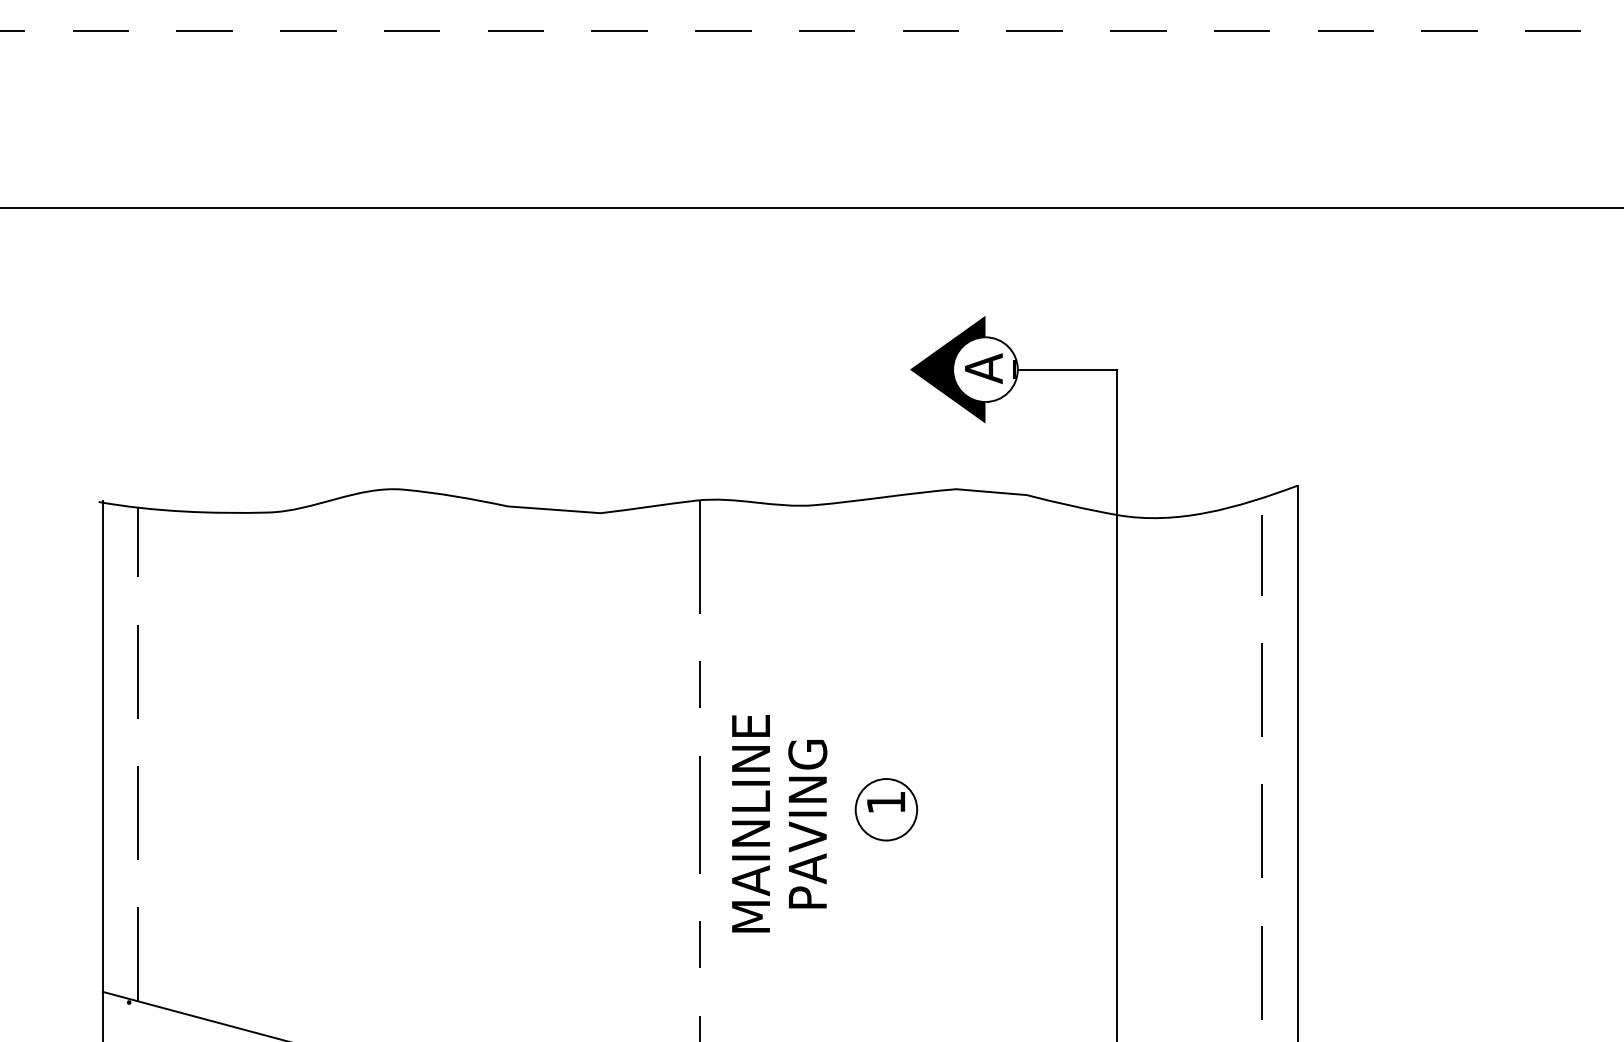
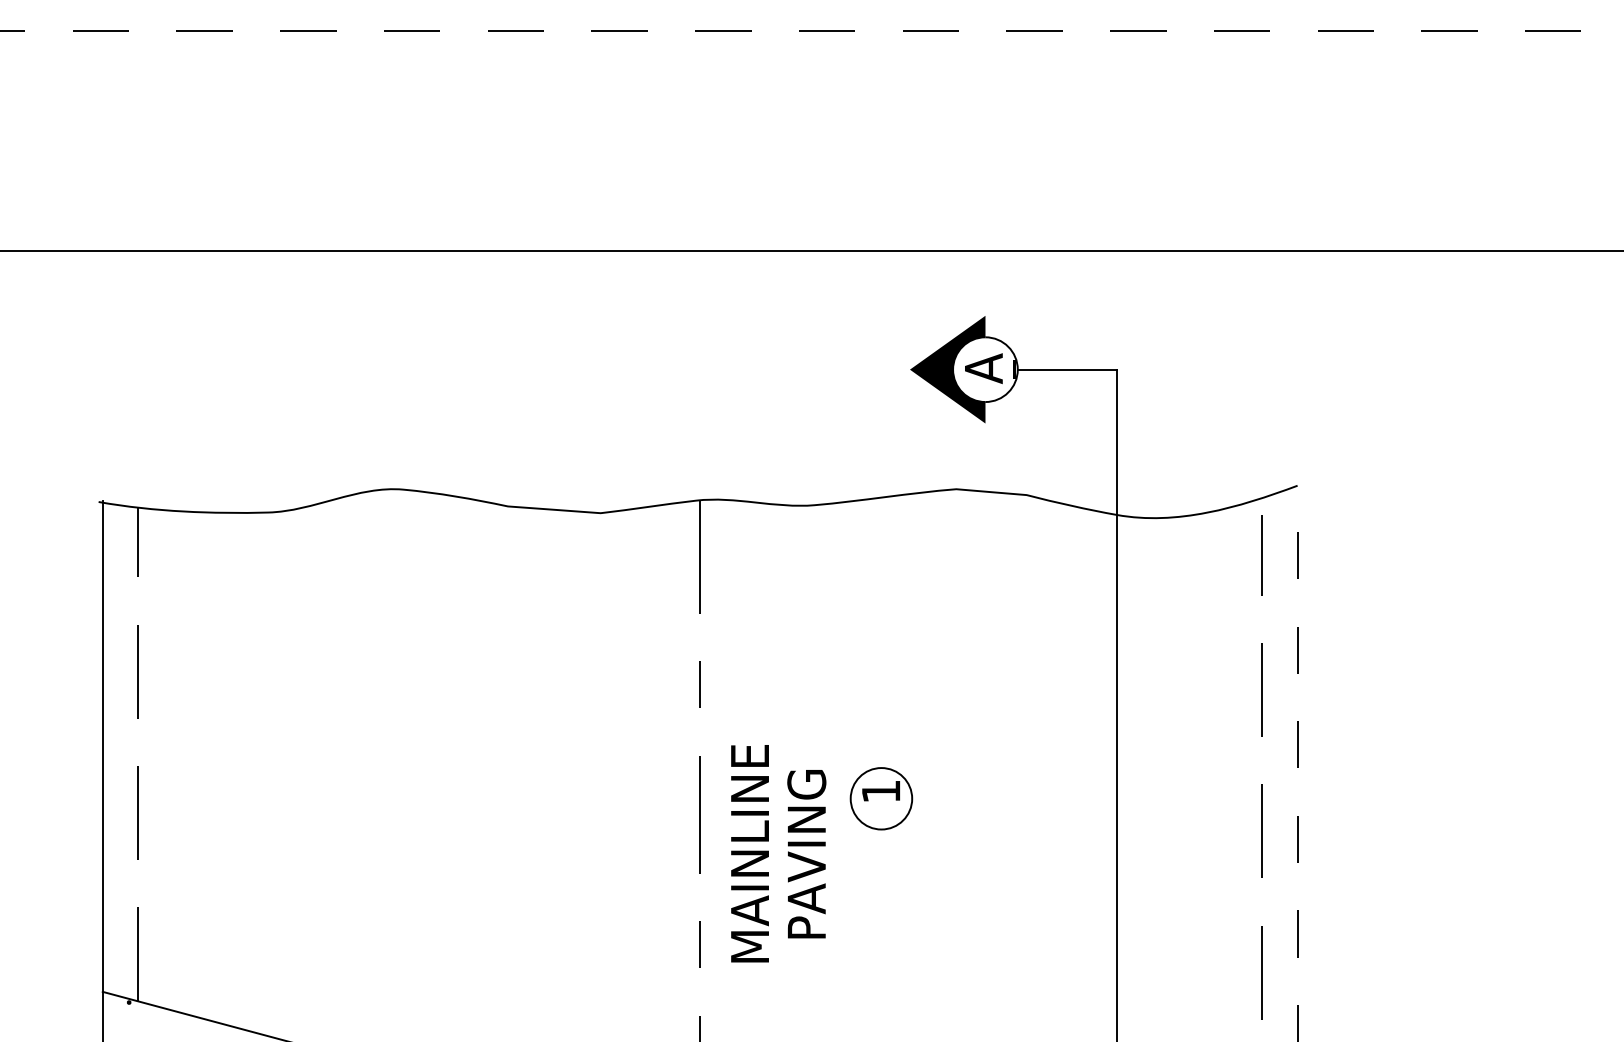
line position: (811, 208) -> (811, 251) (811, 251)
line: solid -> dashed (1297, 763)
part position: (886, 809) -> (881, 798) (881, 798)
text position: (779, 823) -> (778, 853) (778, 853)
